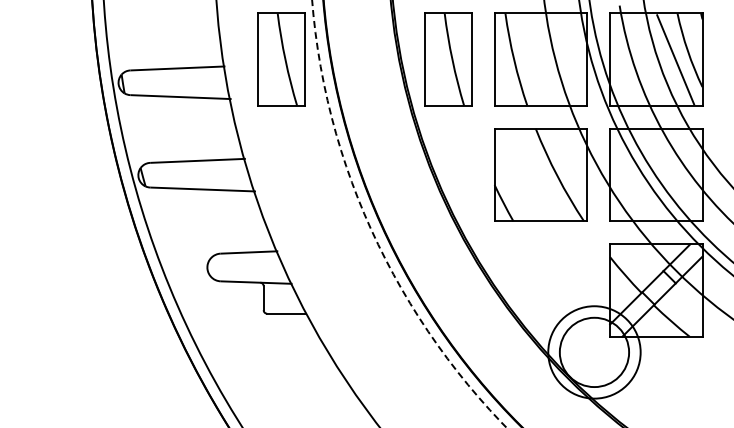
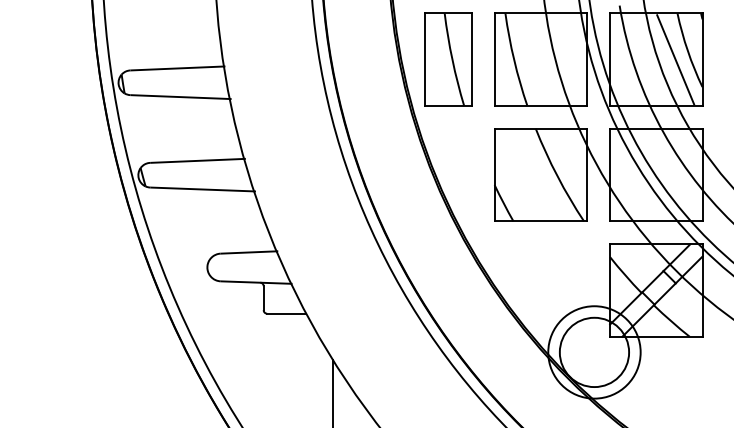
part: present -> none (281, 59)
circle: dashed -> solid (409, 213)
line: none -> present (332, 392)
